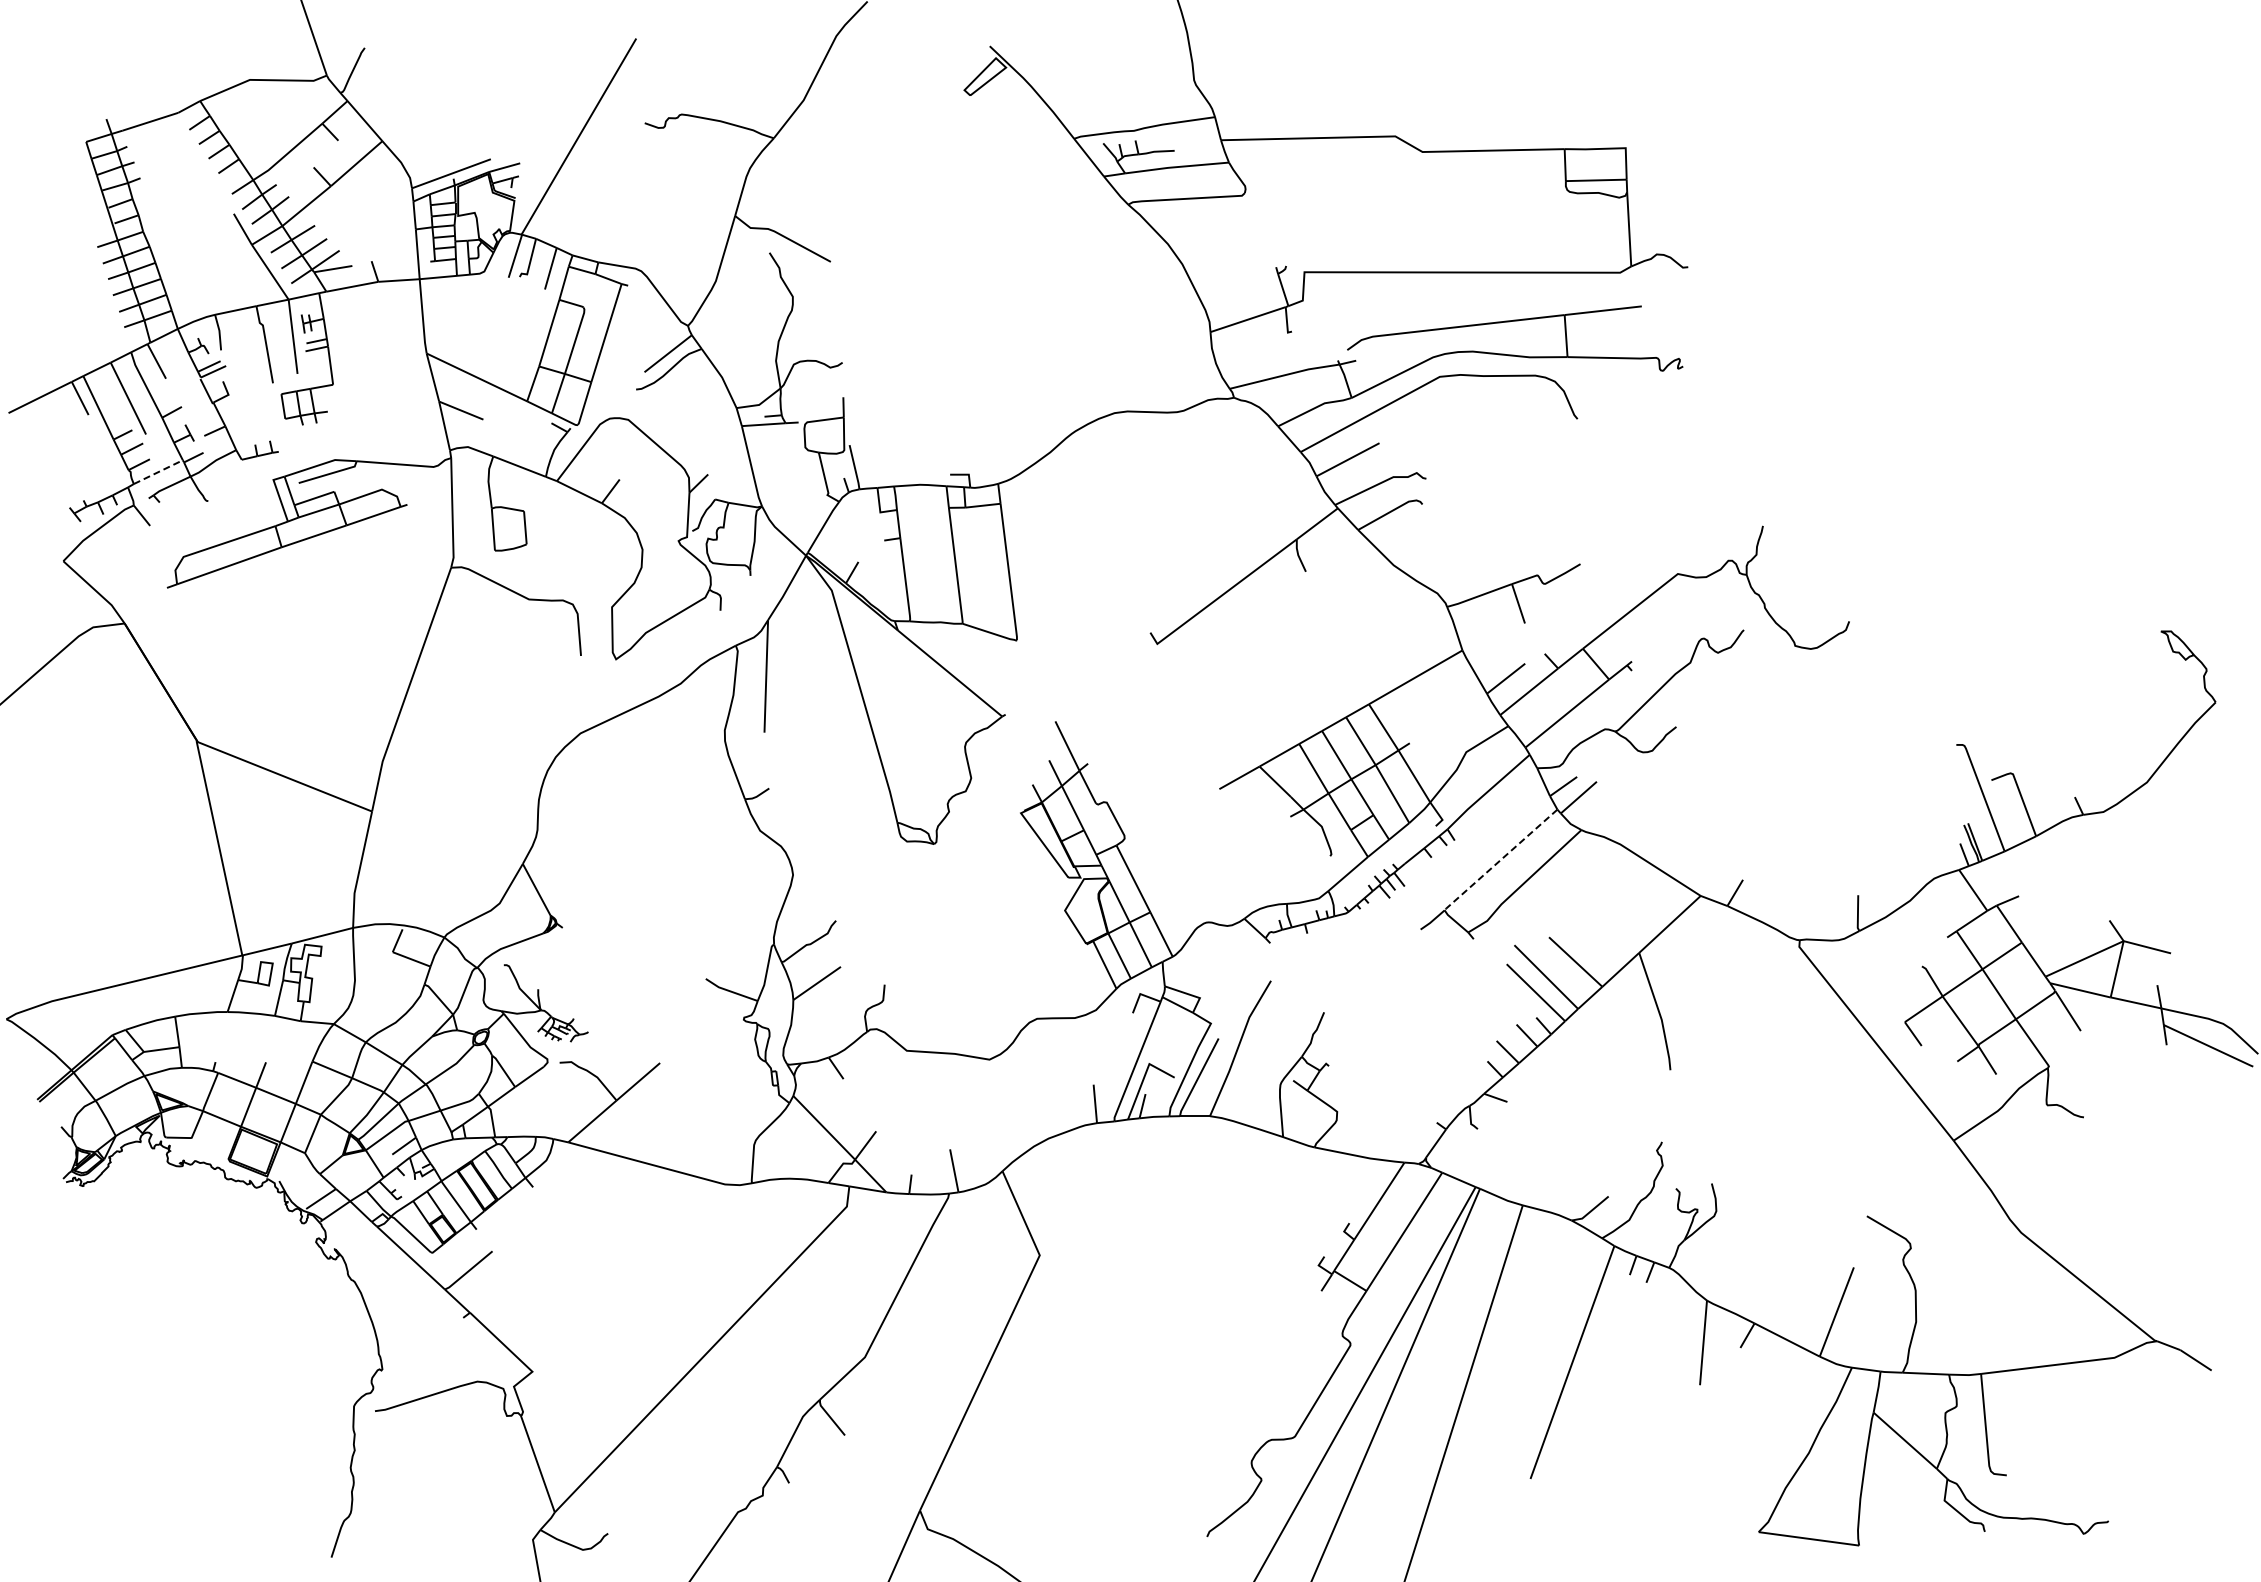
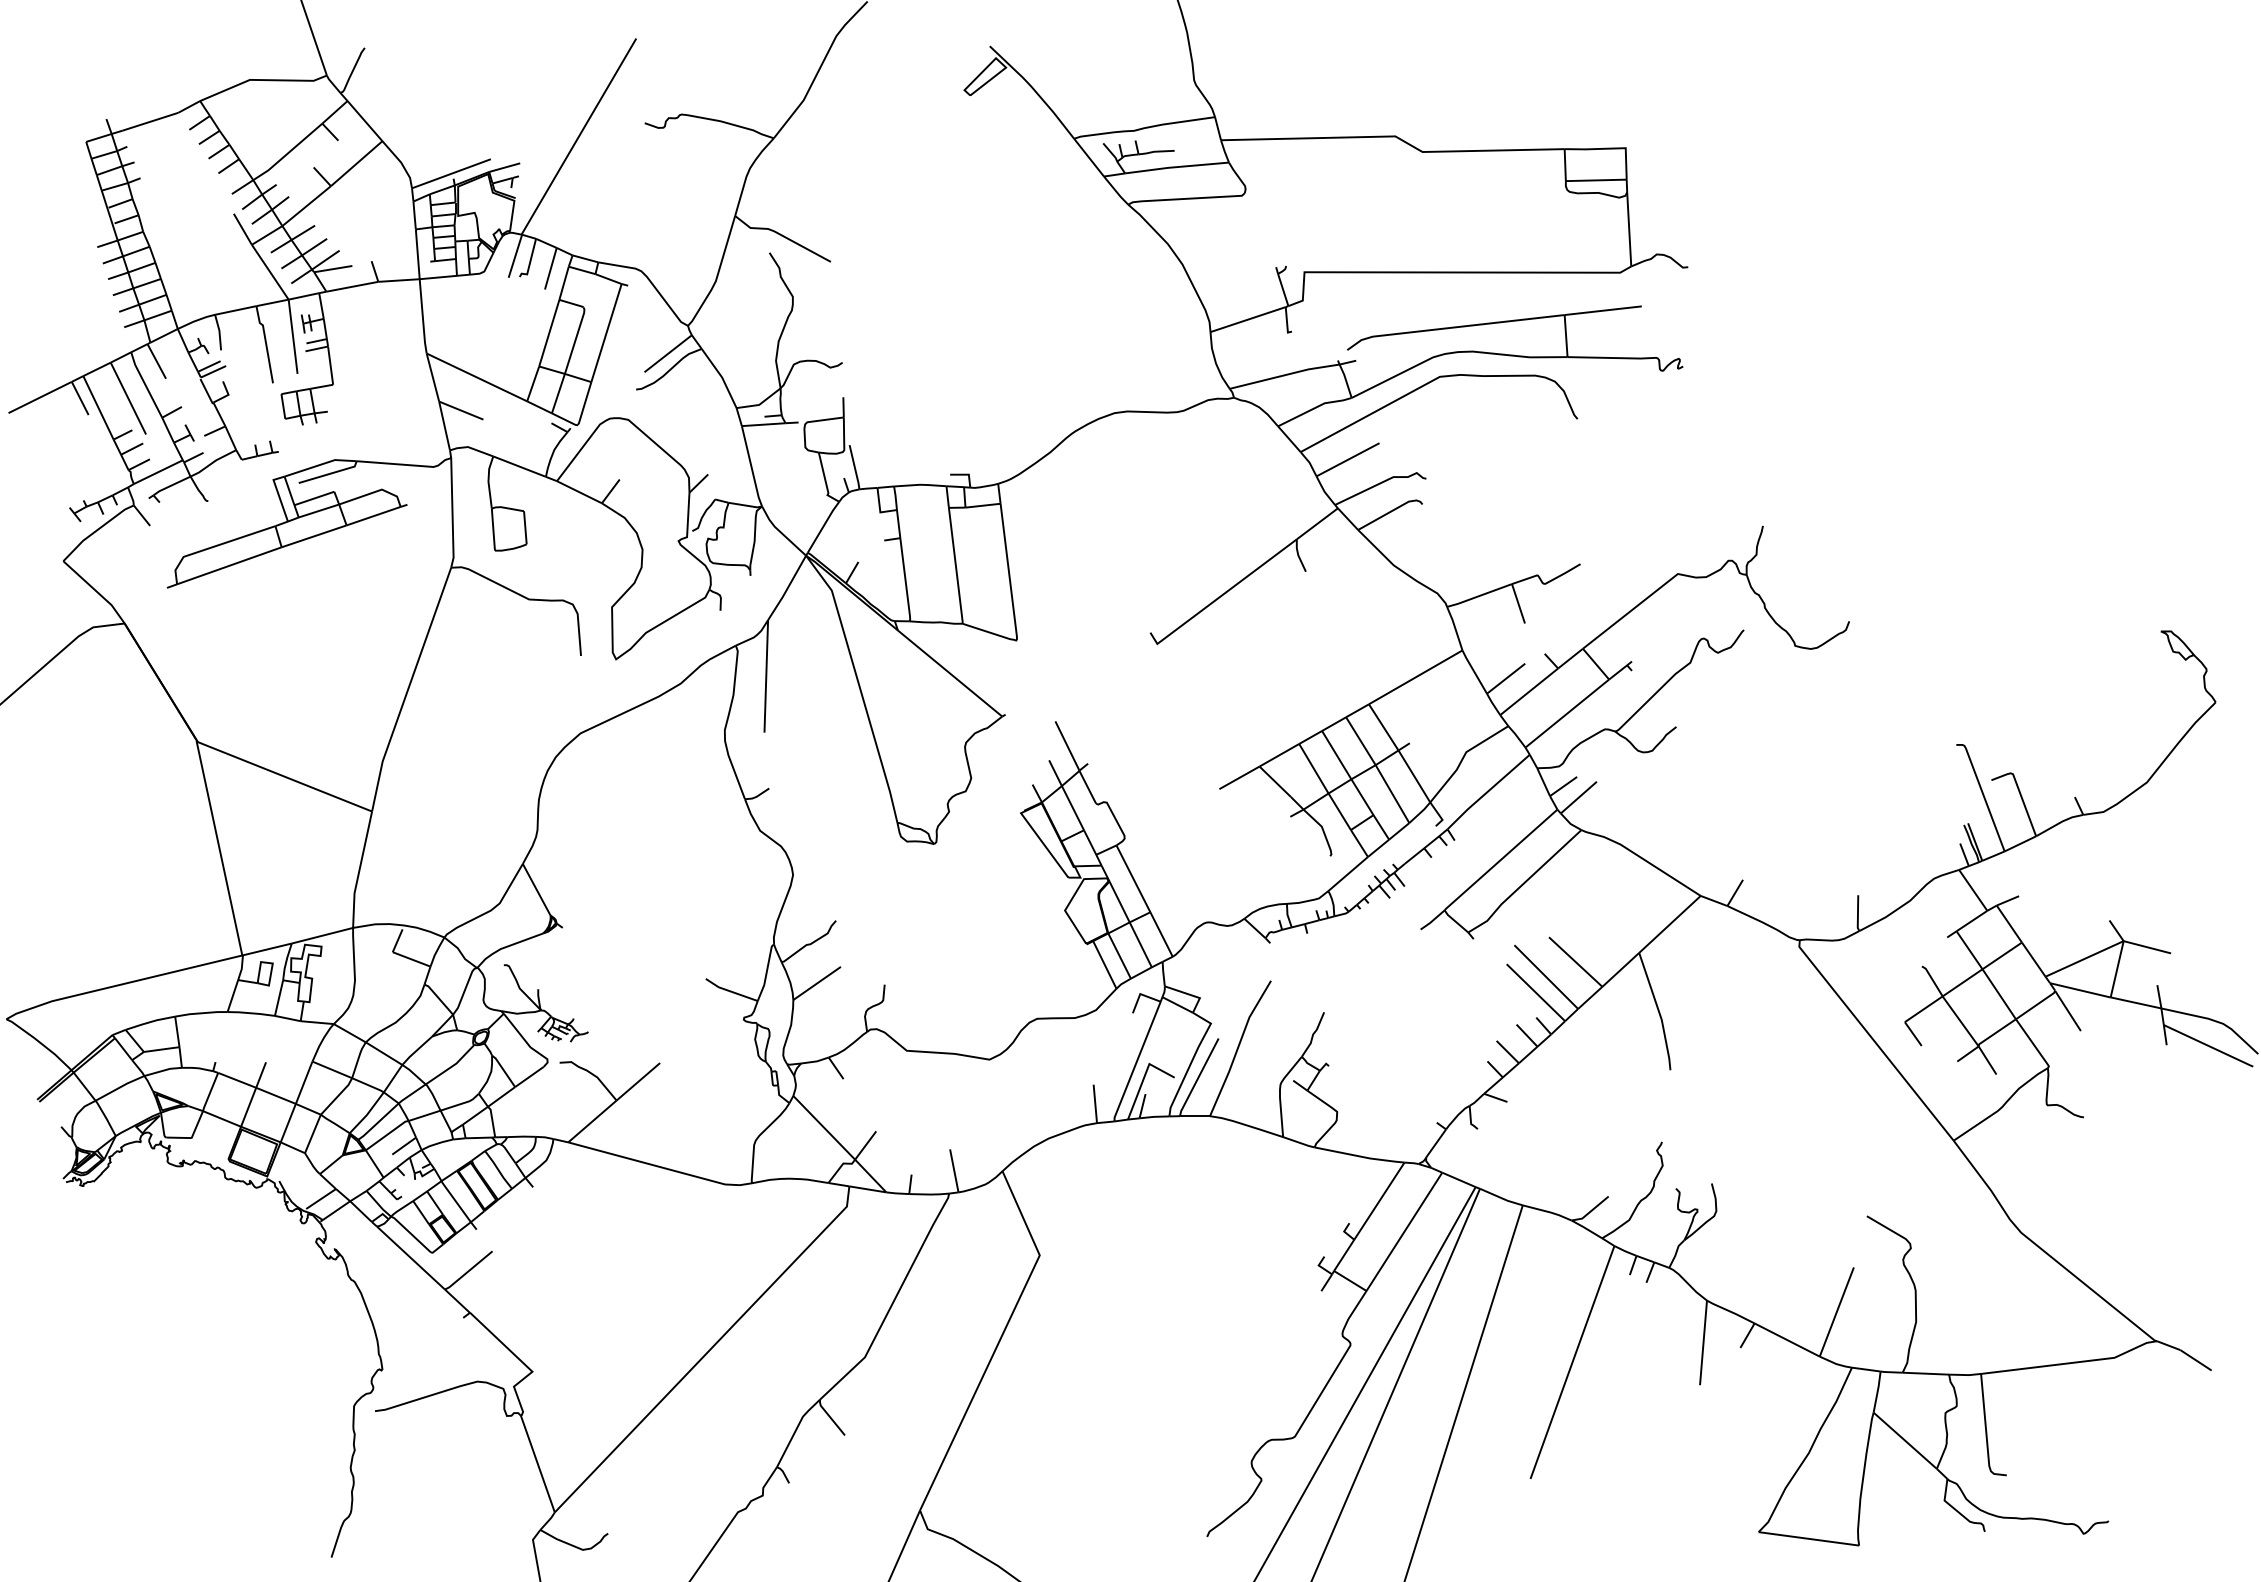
line: dashed -> solid (158, 471)
line: dashed -> solid (1500, 860)
